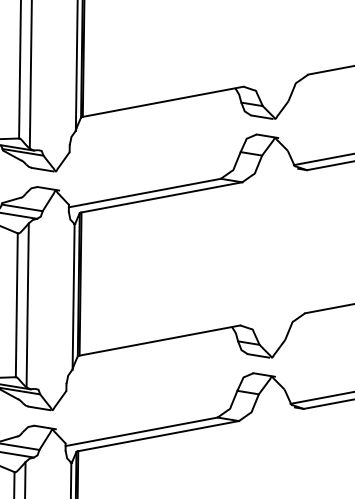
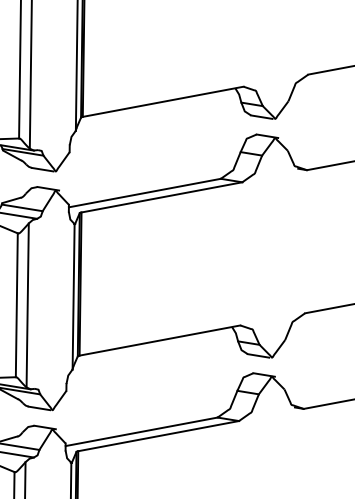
line: present -> none (322, 159)
line: present -> none (320, 397)
